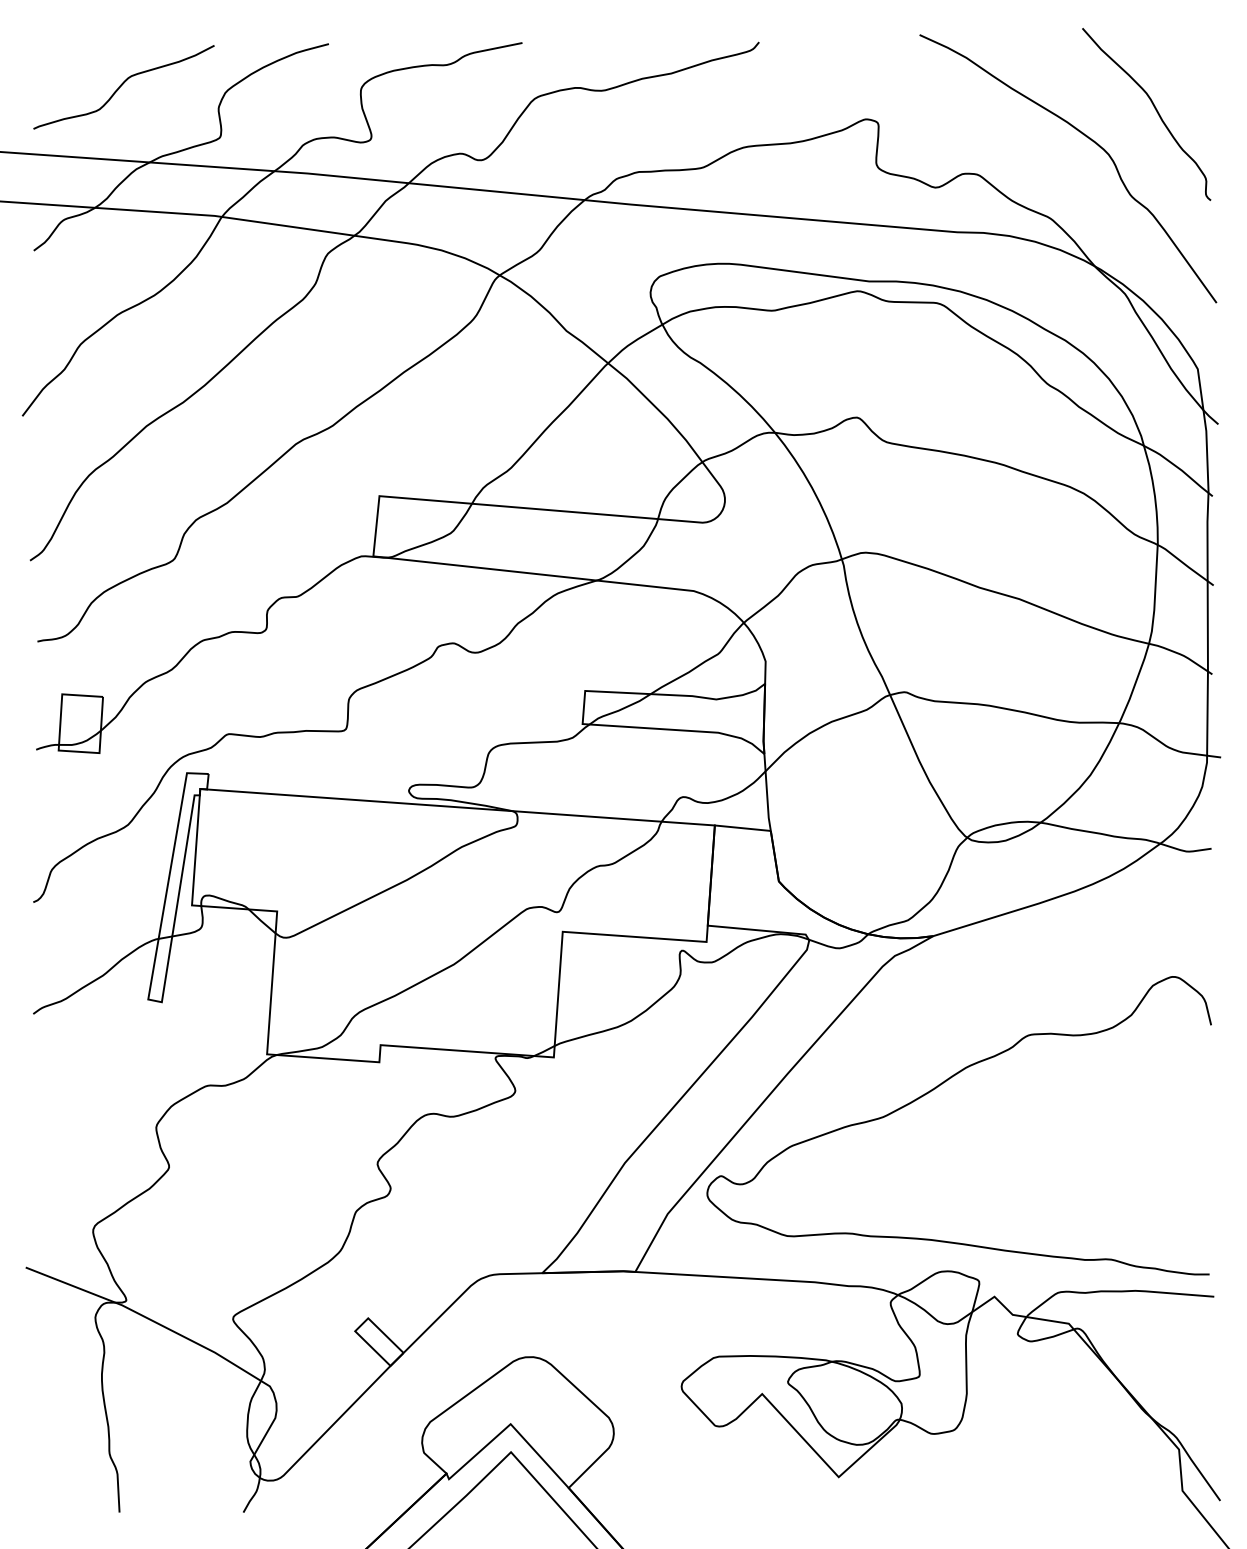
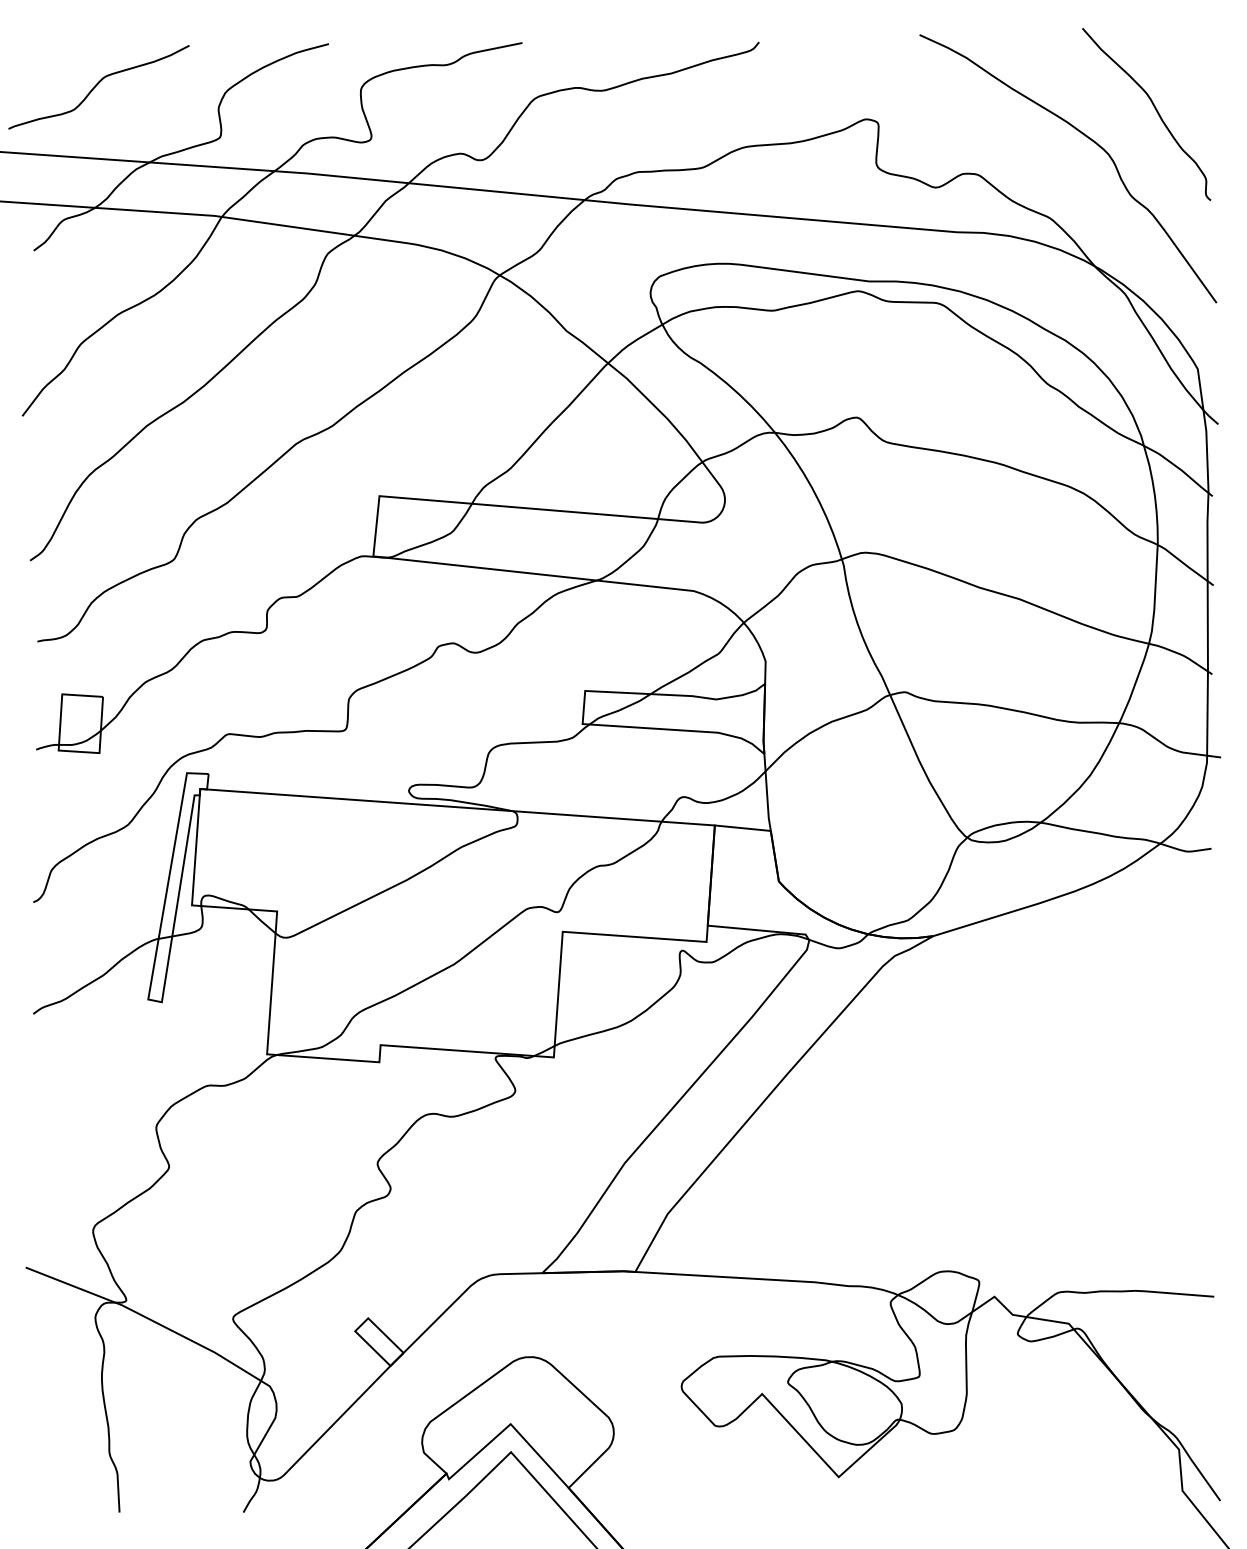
curve position: (122, 85) -> (97, 85) (97, 85)
curve: present -> none (935, 1089)
